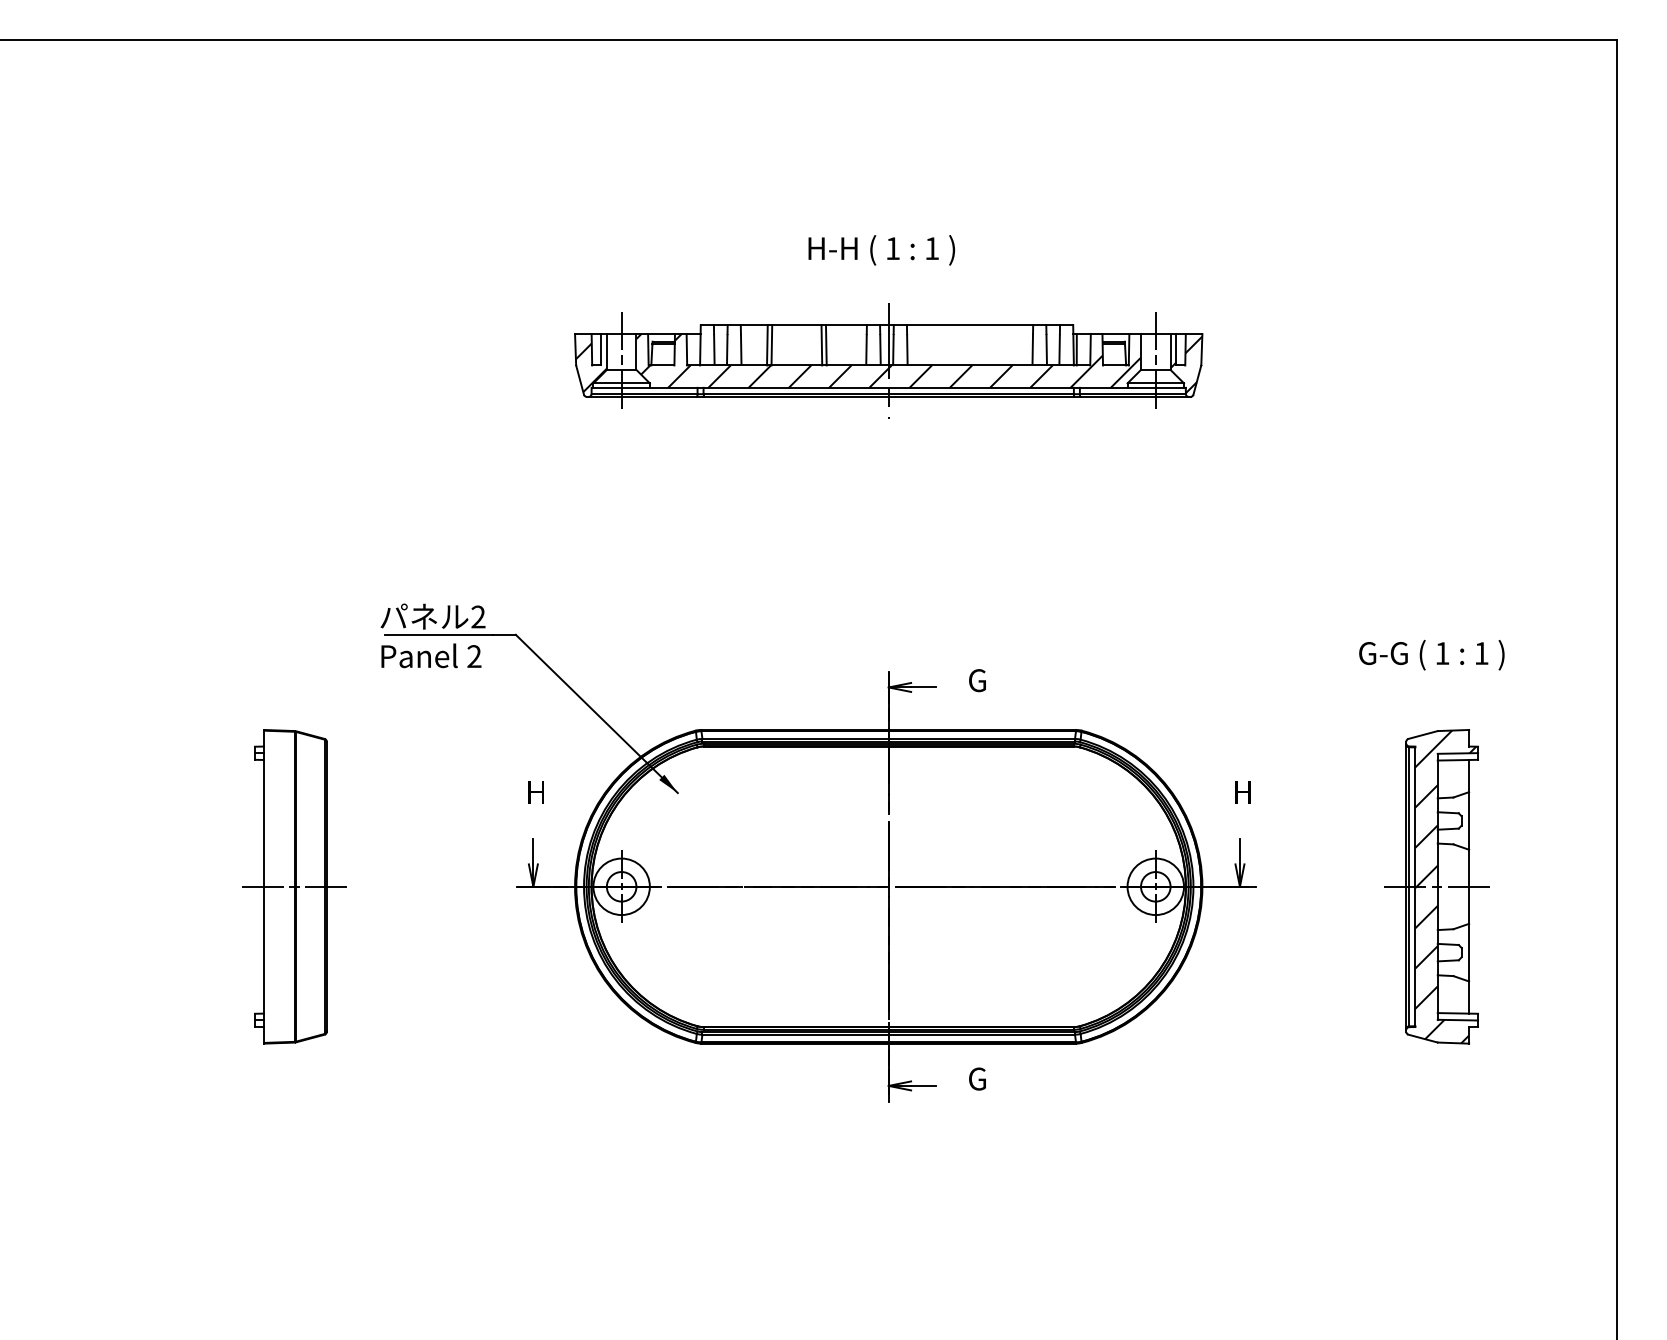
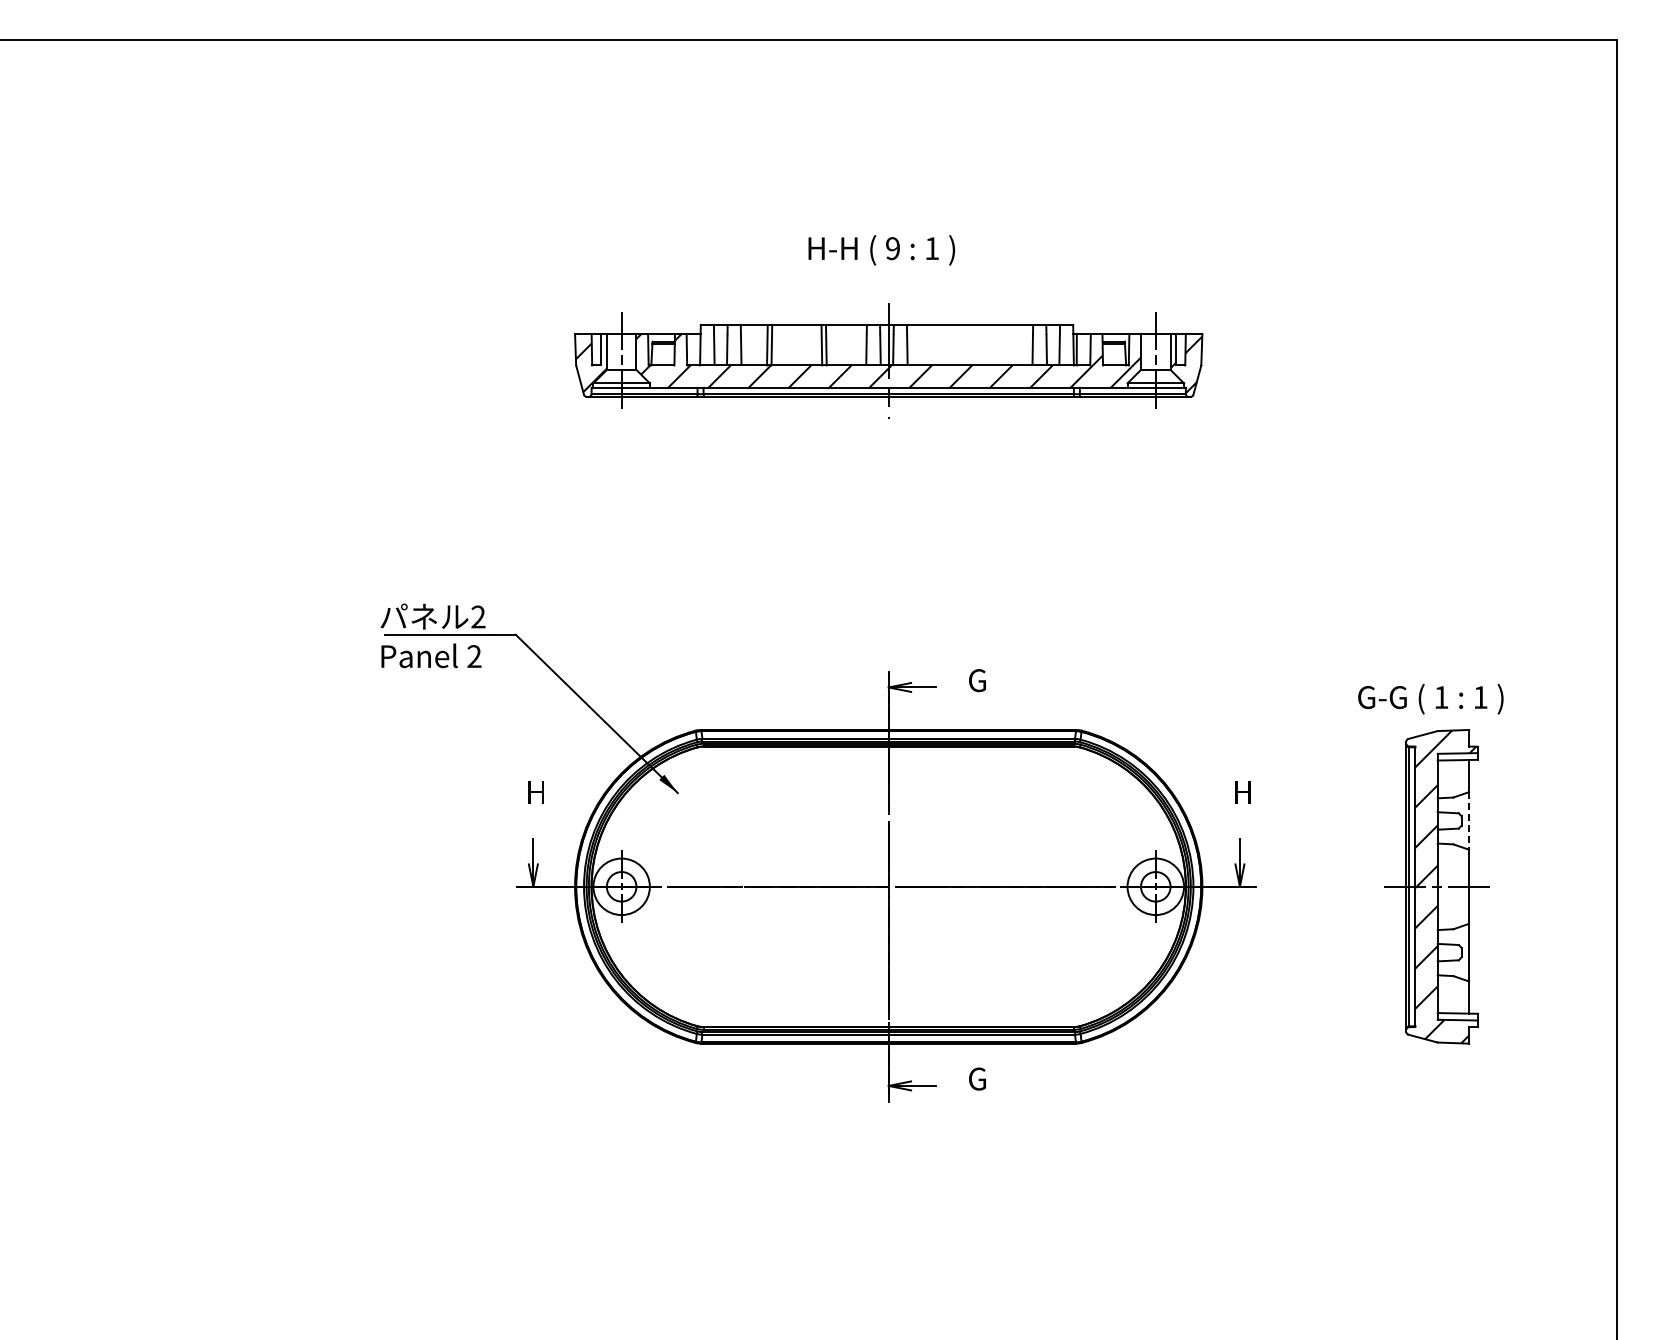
text: 1 -> 9 (892, 248)
text position: (1431, 655) -> (1430, 699) (1430, 699)
line: solid -> dashed (1469, 820)
part: present -> none (294, 886)
